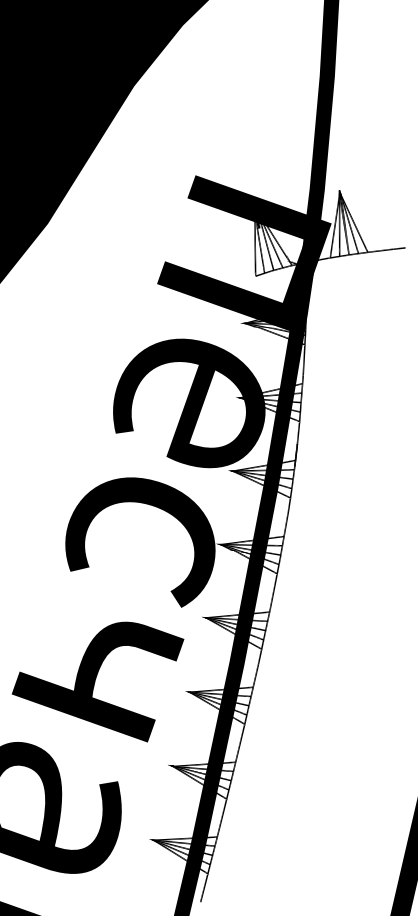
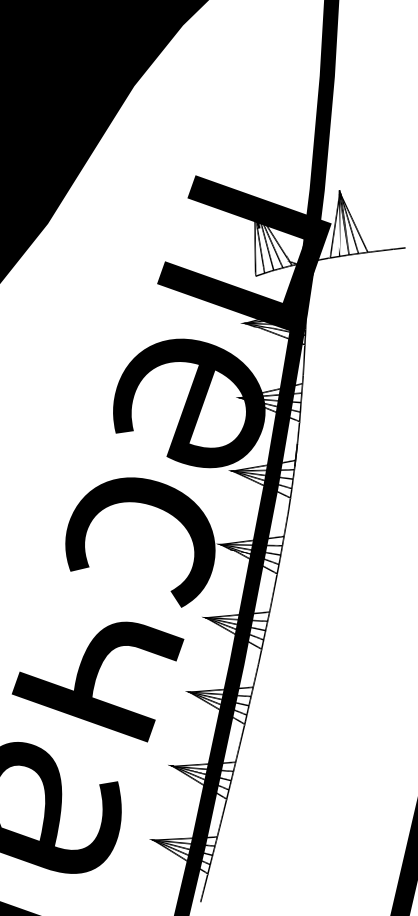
fill: present -> none (339, 225)
